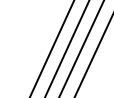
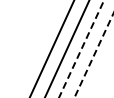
line: solid -> dashed (81, 49)
line: solid -> dashed (94, 55)
